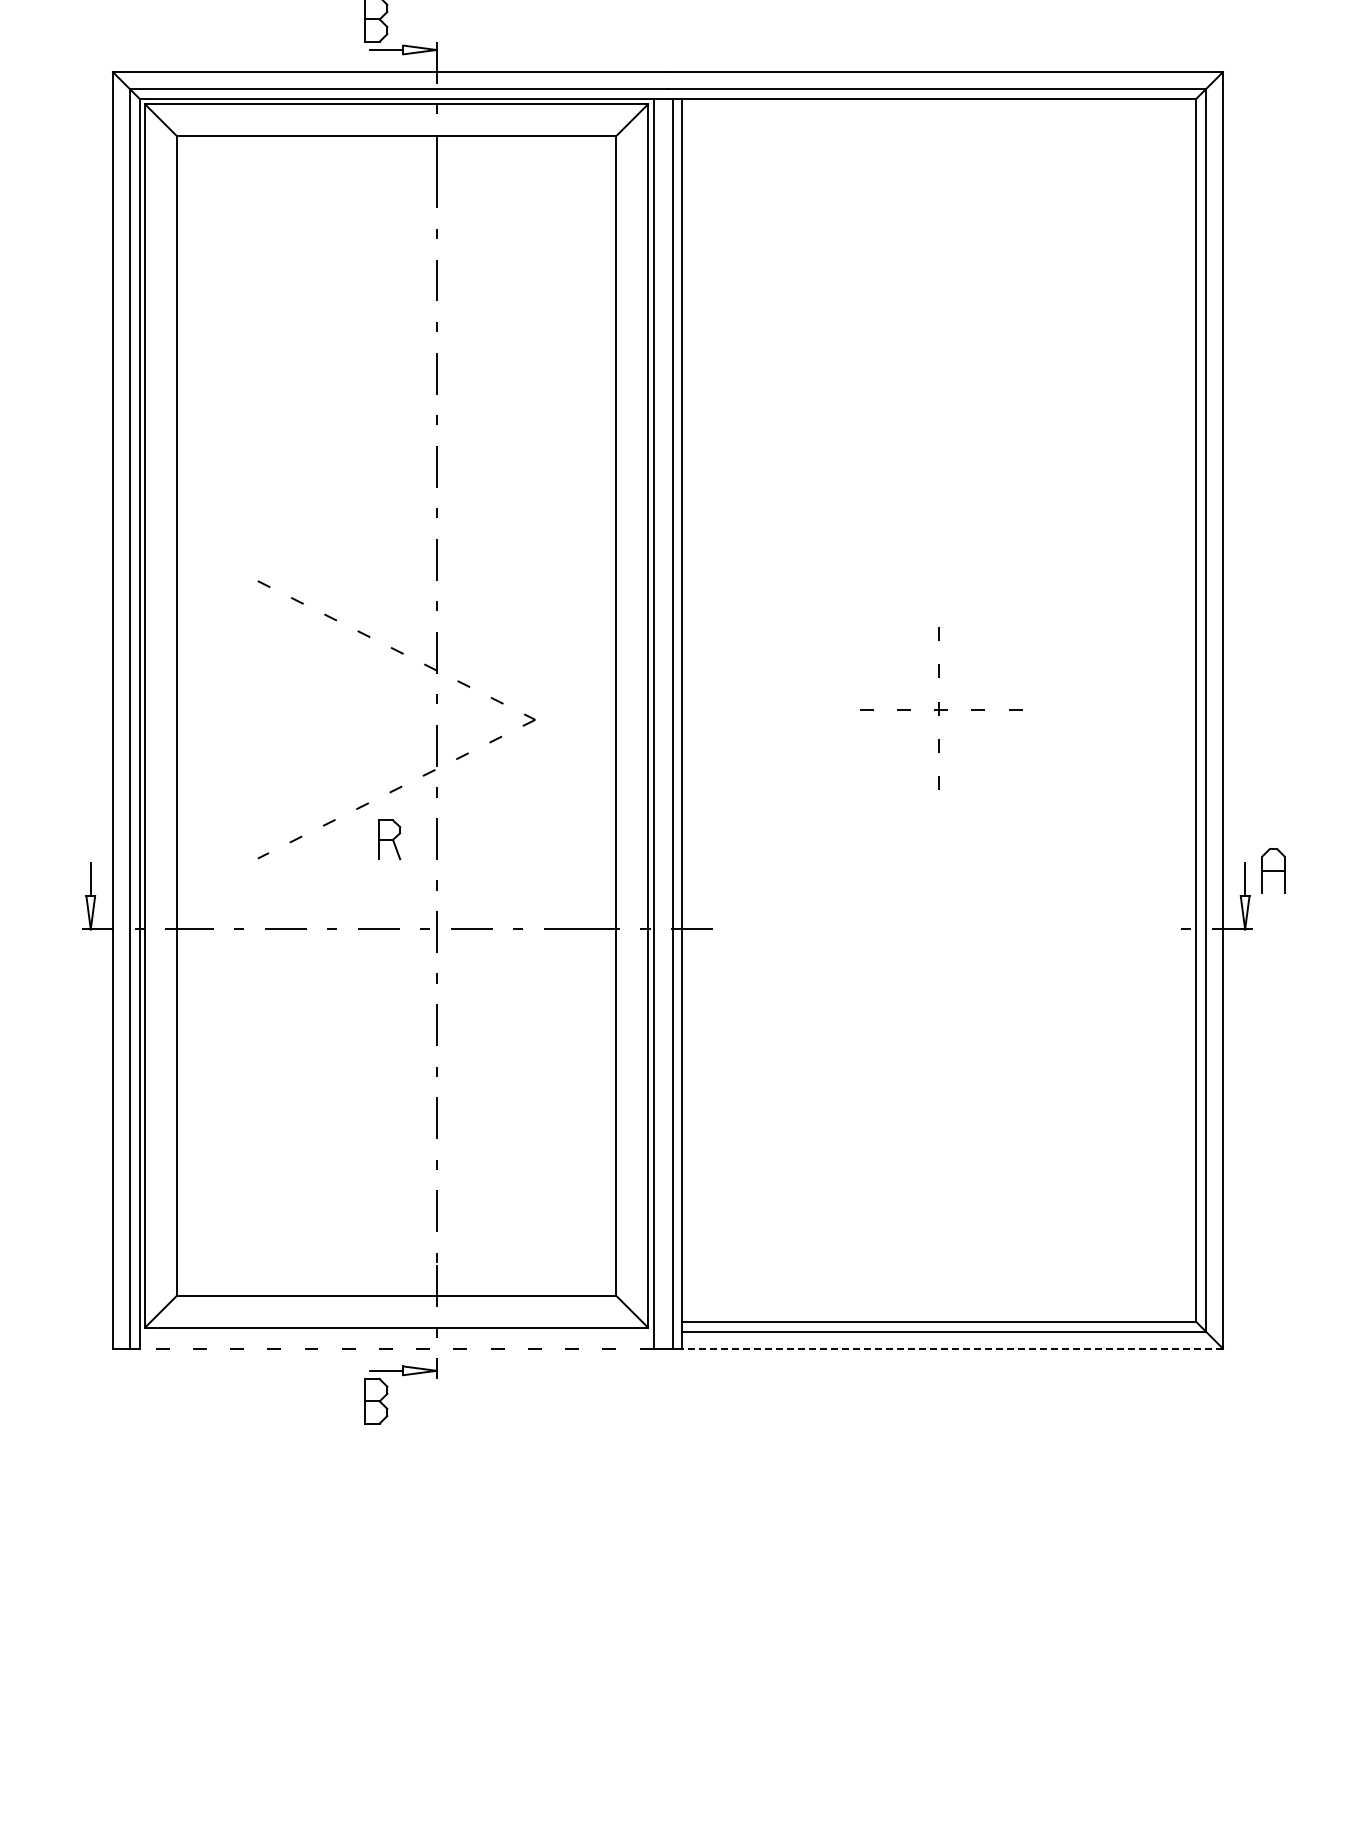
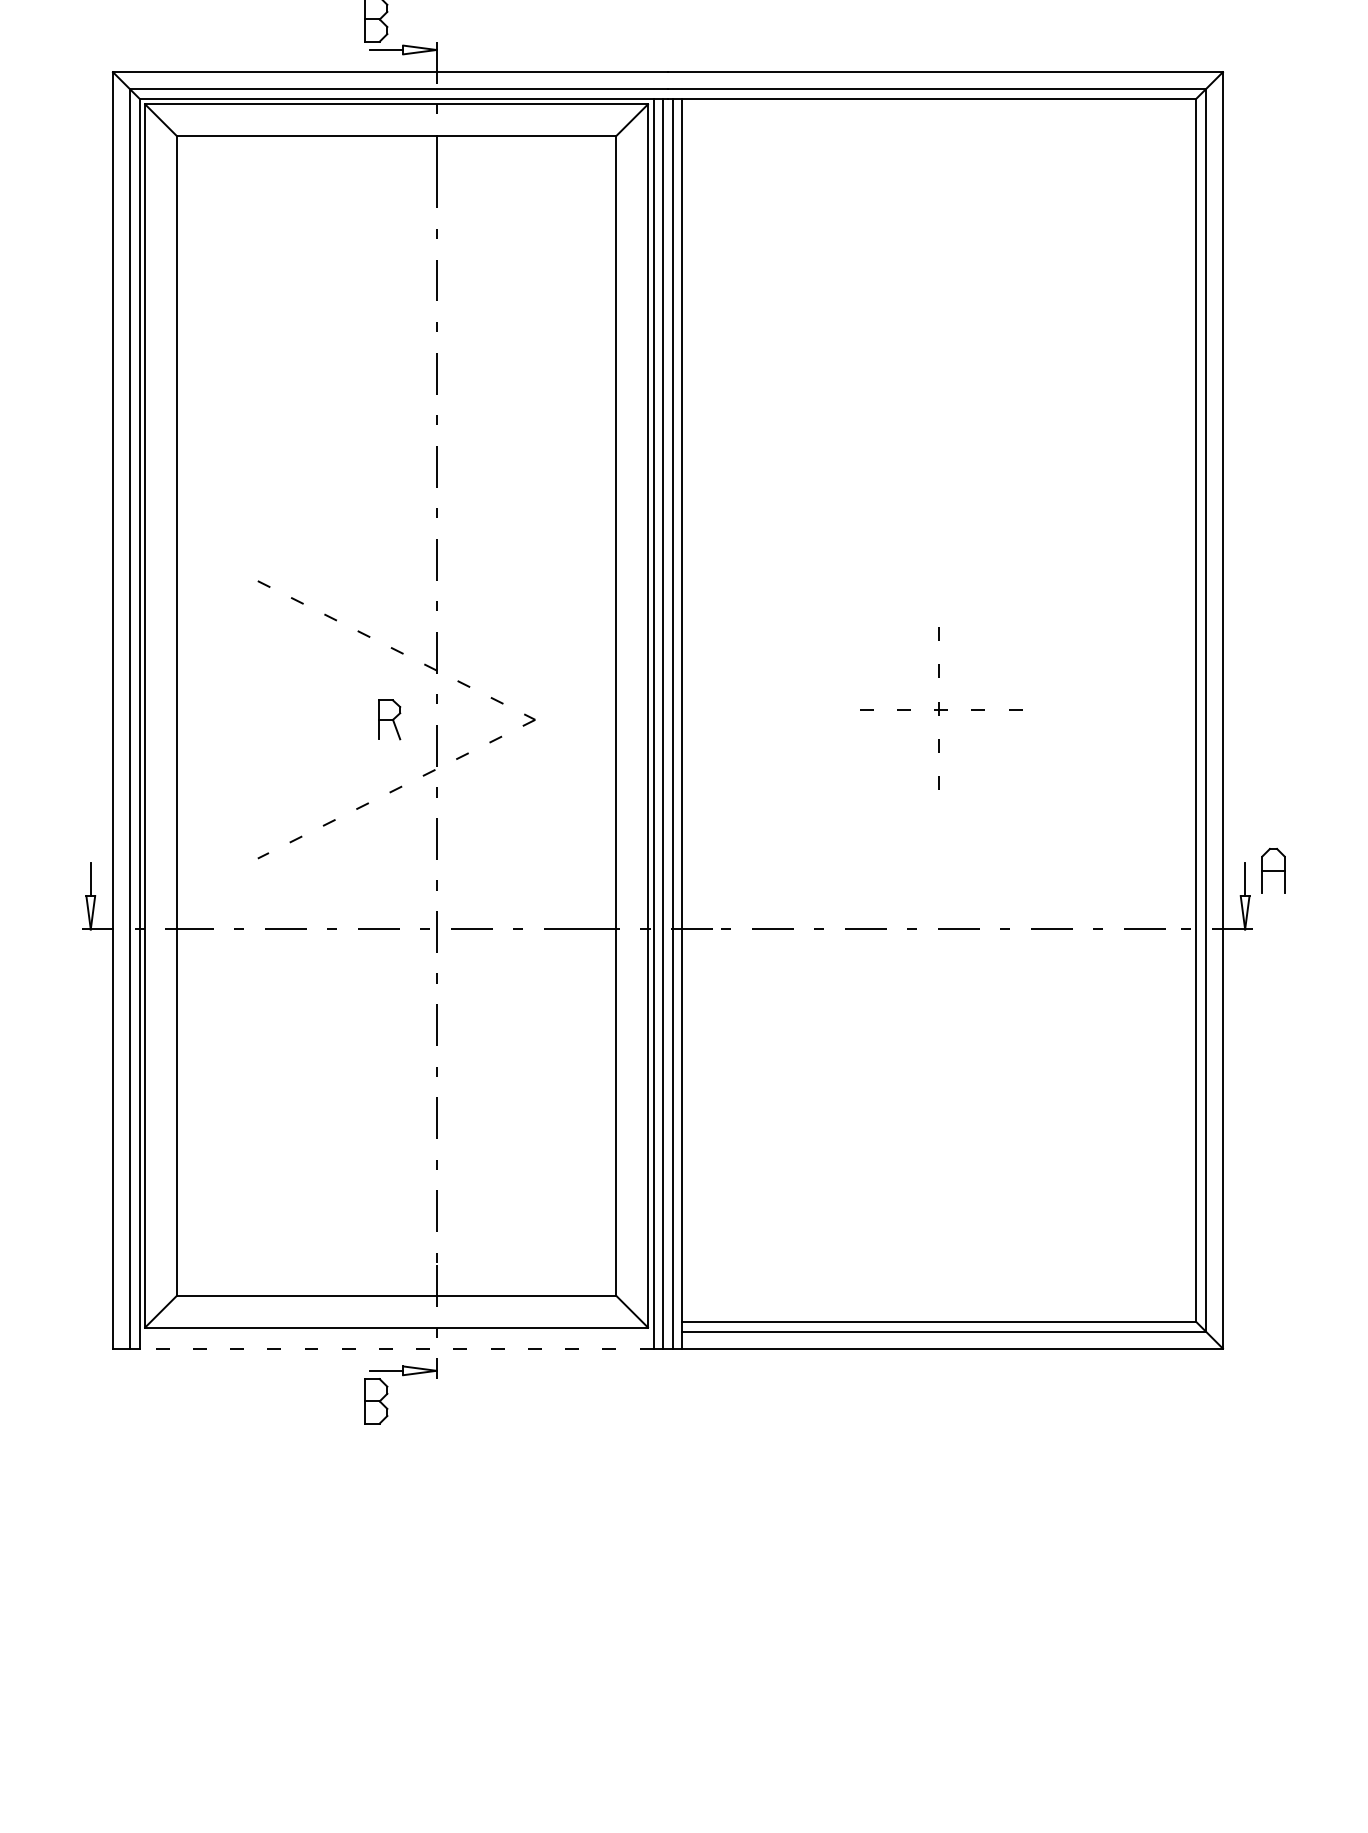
line: none -> present (663, 723)
part position: (389, 839) -> (389, 719) (389, 719)
line: none -> present (943, 928)
line: dashed -> solid (952, 1348)
